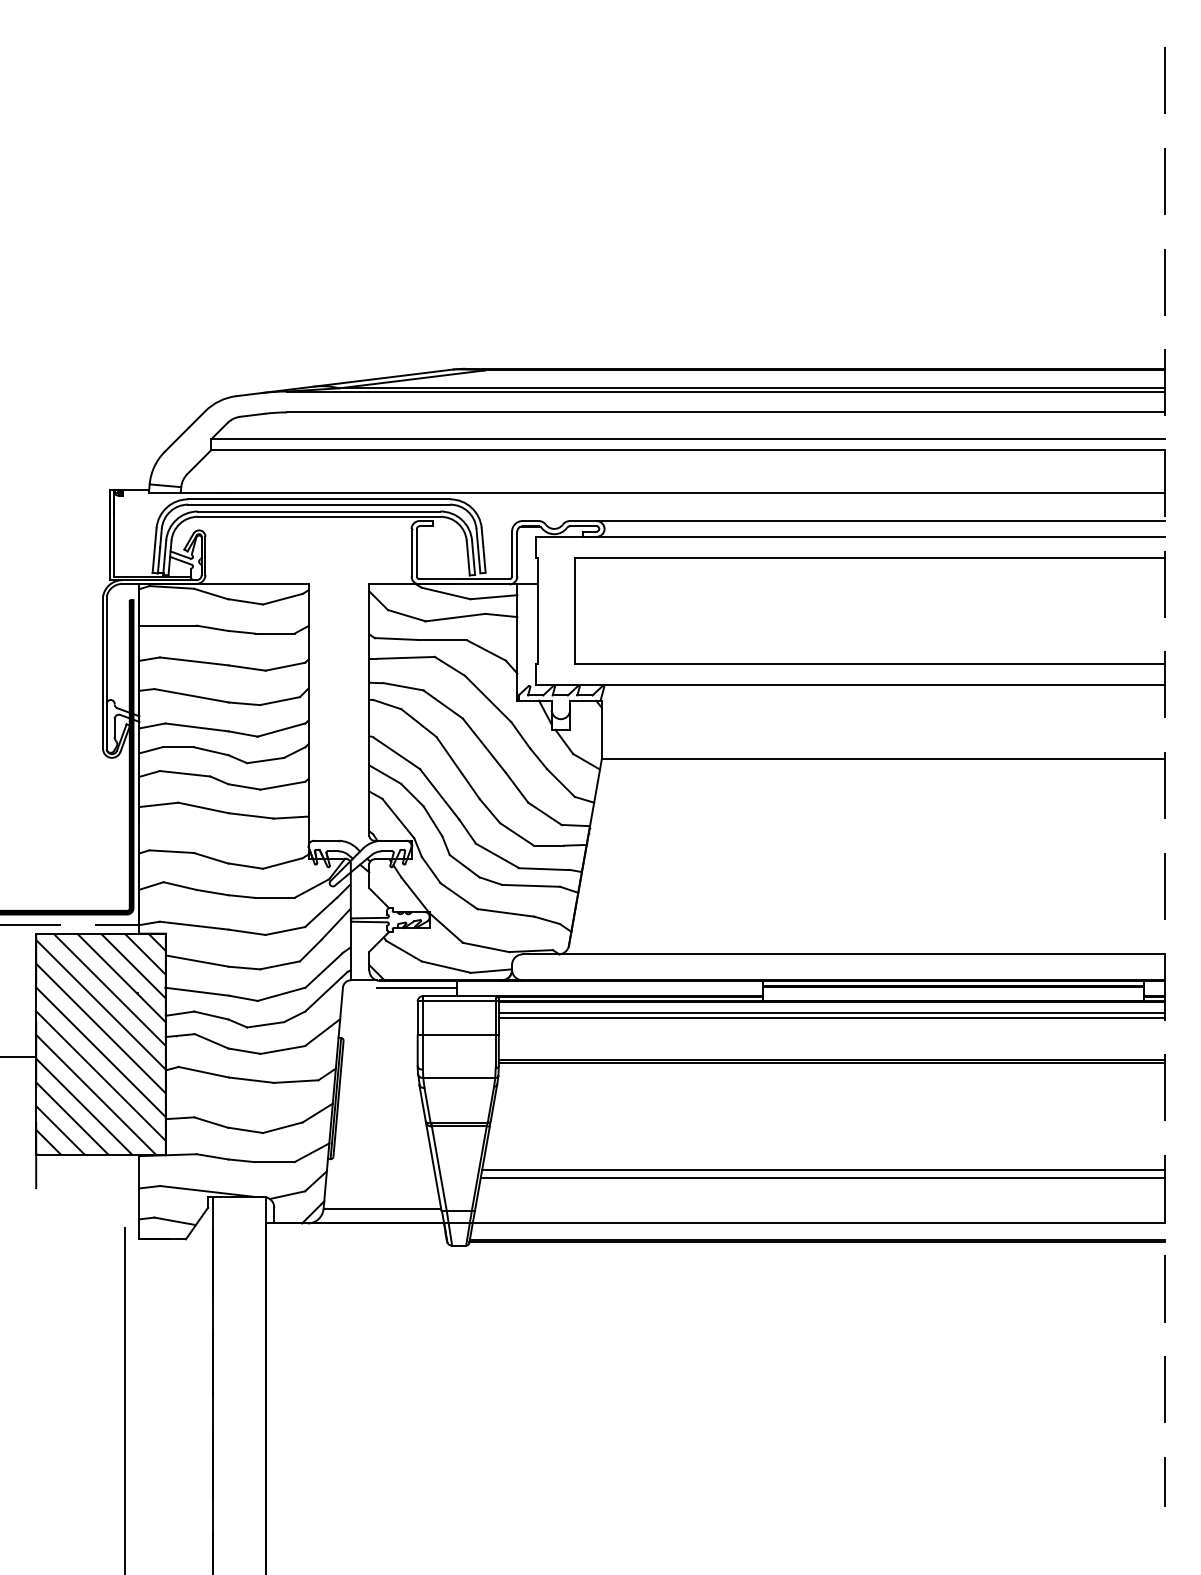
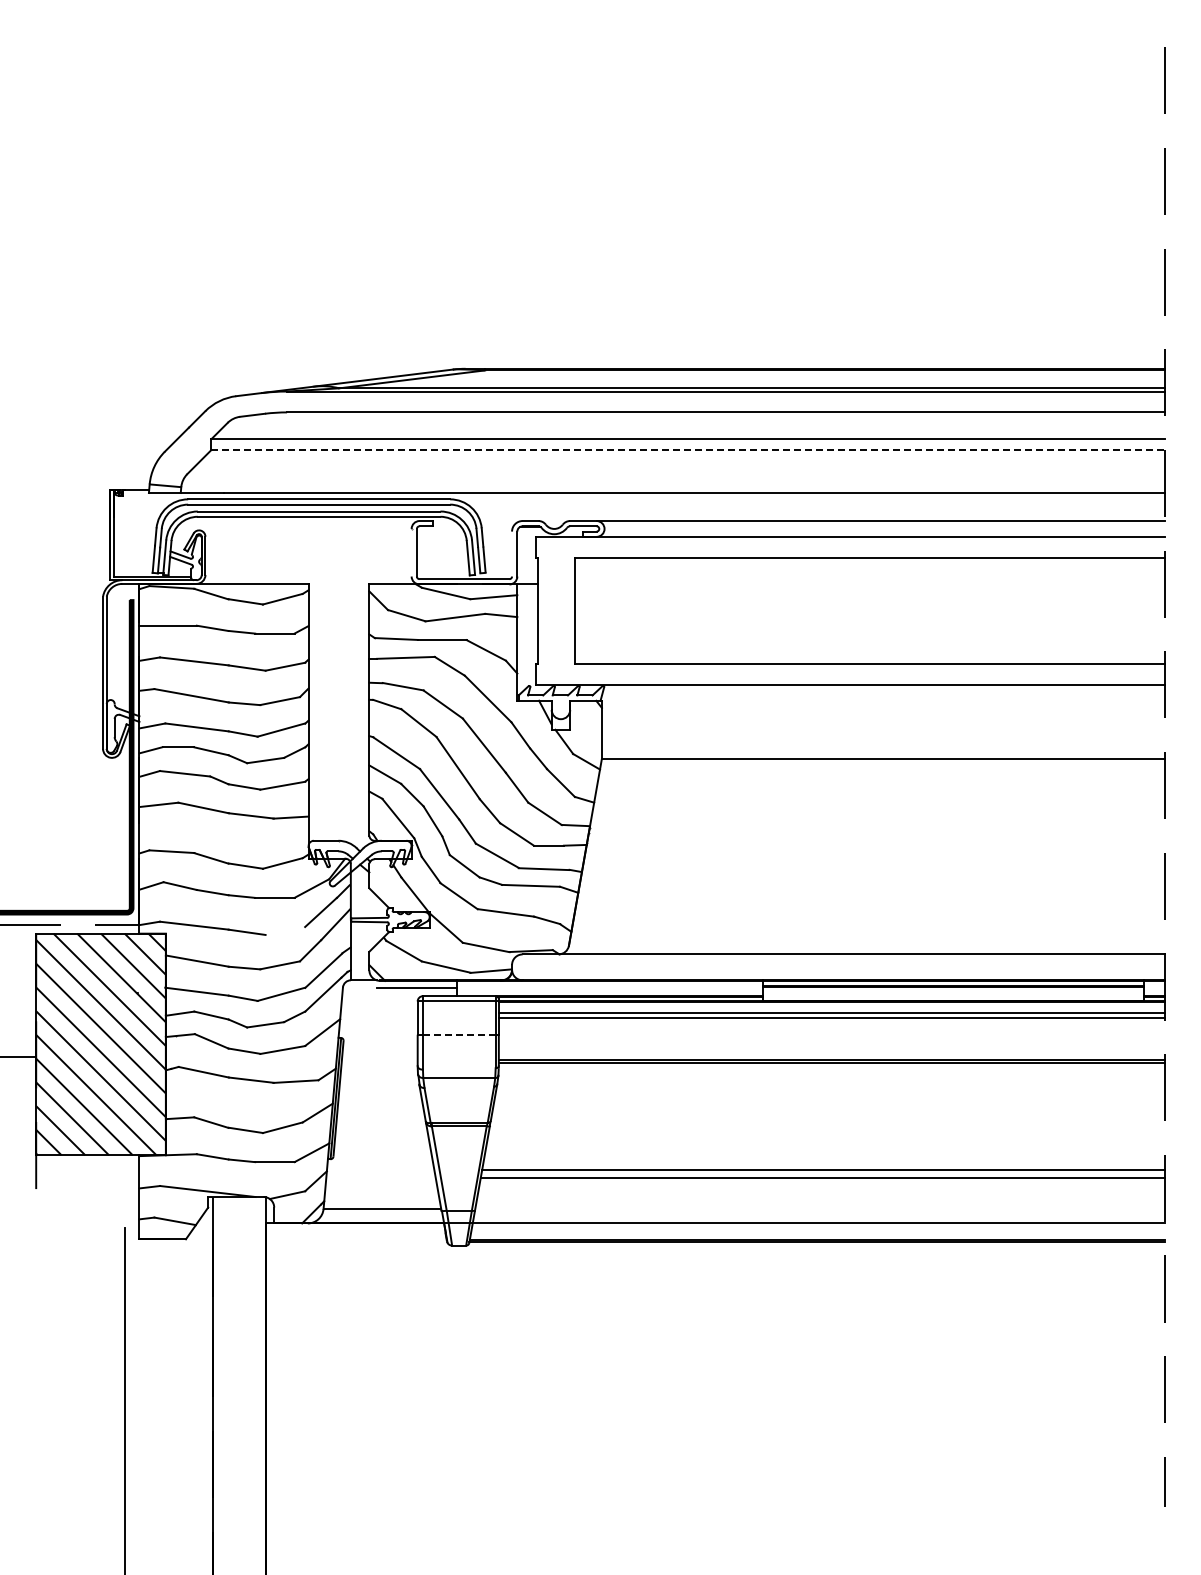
line: solid -> dashed (688, 449)
line: present -> none (411, 552)
line: present -> none (512, 553)
line: present -> none (285, 930)
line: solid -> dashed (458, 1034)
